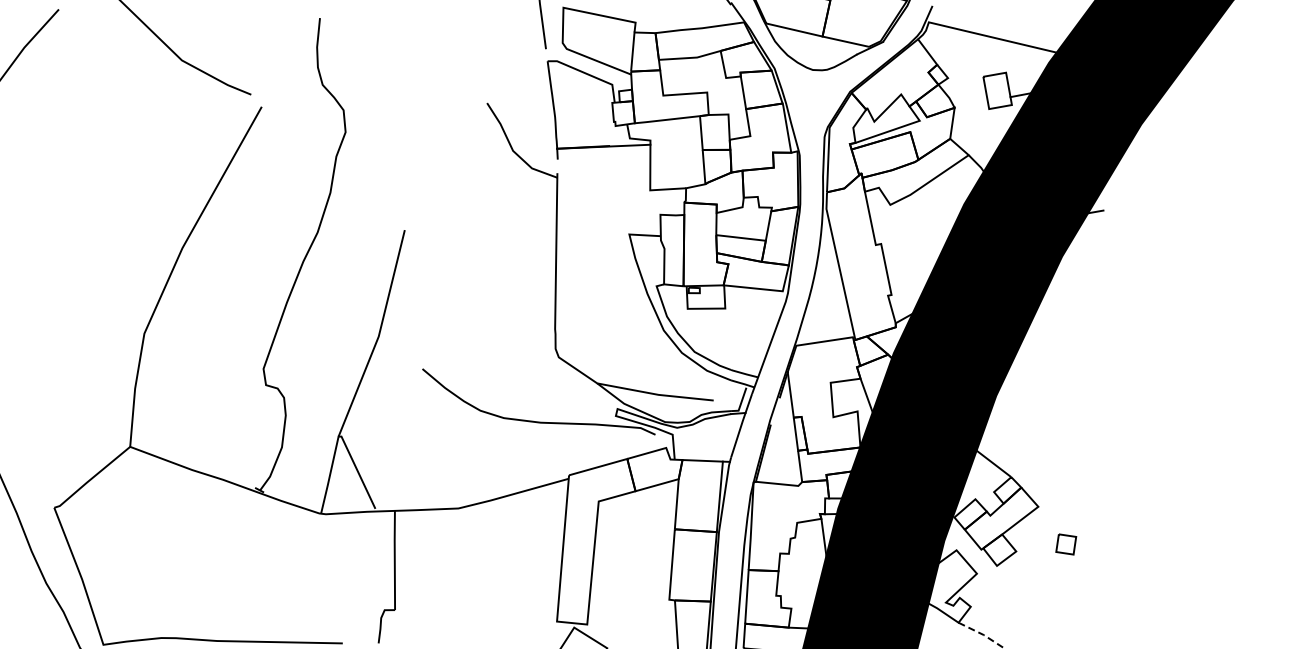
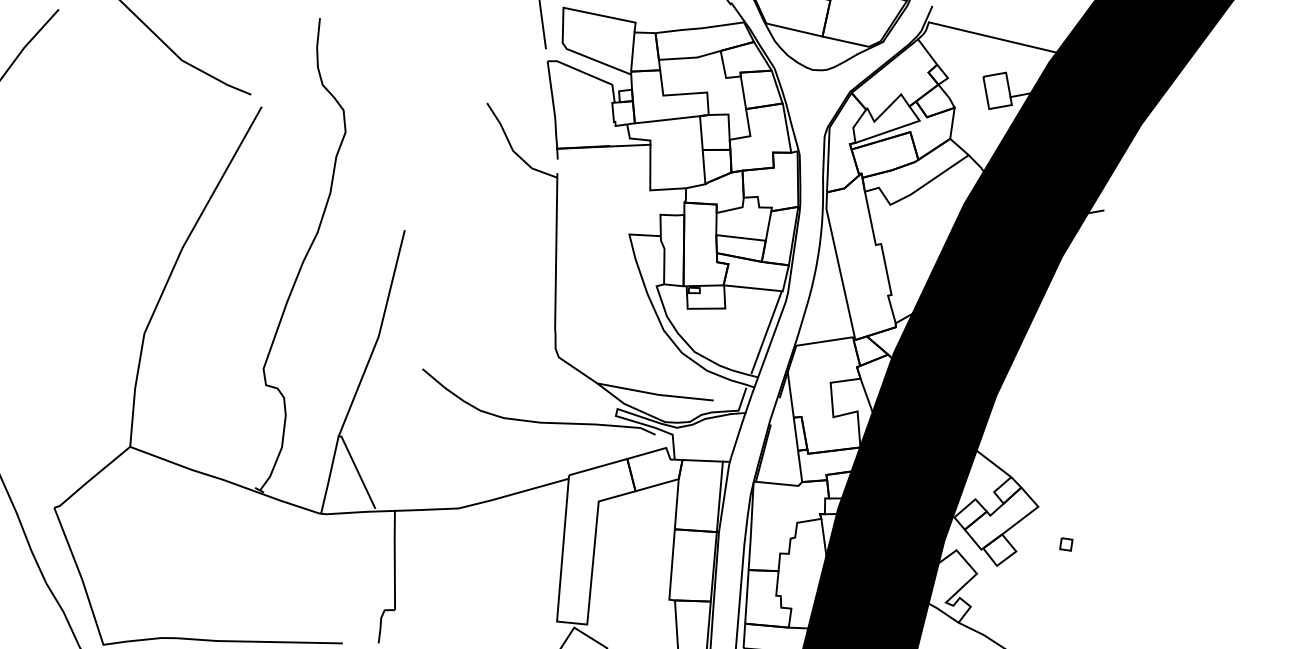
line: none -> present (766, 332)
part size: 23x23 px -> 15x15 px (1066, 544)
line: dashed -> solid (982, 634)
